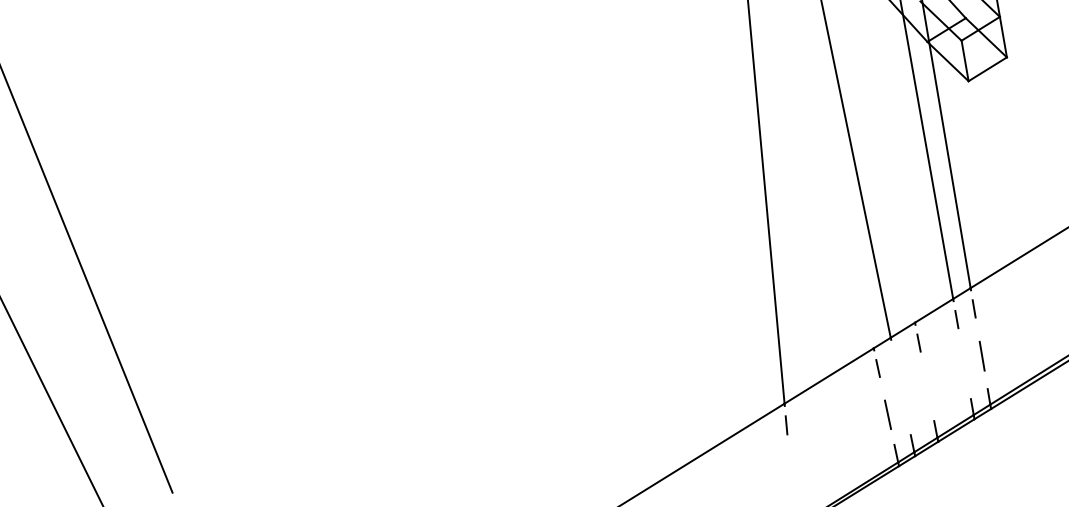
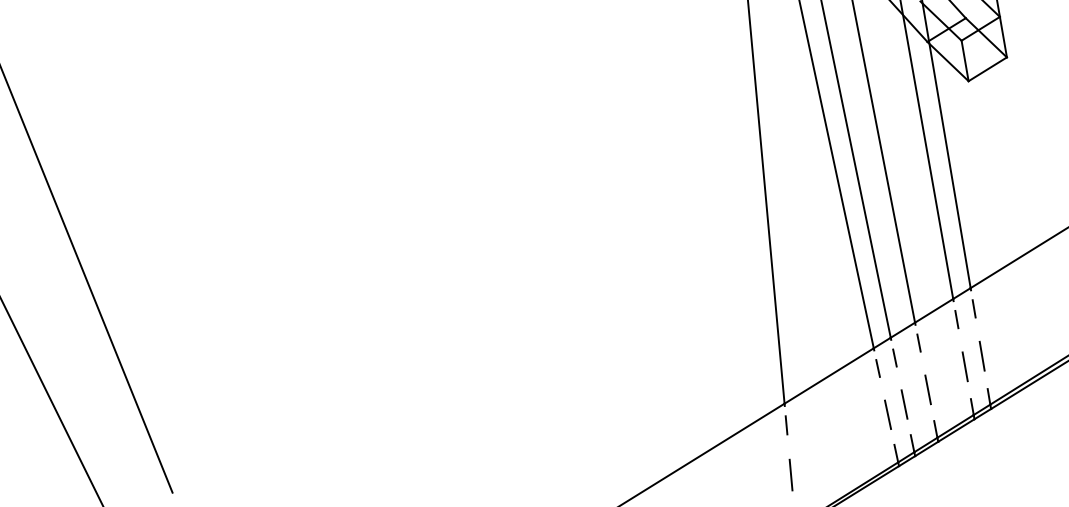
line: none -> present (883, 162)
line: none -> present (836, 175)
line: none -> present (894, 357)
line: none -> present (964, 366)
line: none -> present (927, 389)
line: none -> present (904, 404)
line: none -> present (790, 474)
